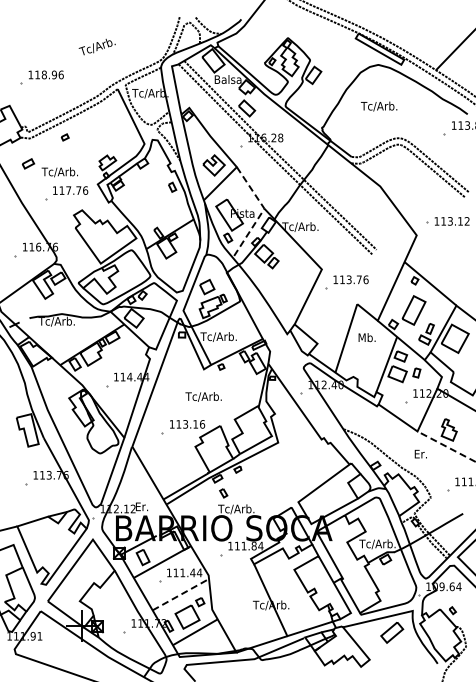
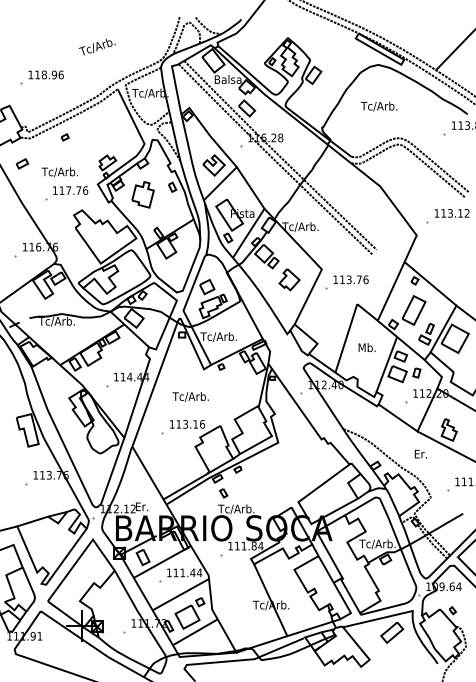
part position: (28, 163) -> (22, 163) (22, 163)
part: none -> present (142, 194)
line: dashed -> solid (262, 212)
text position: (451, 221) -> (451, 213) (451, 213)
part: none -> present (289, 279)
text position: (366, 337) -> (366, 347) (366, 347)
text position: (203, 396) -> (190, 396) (190, 396)
line: dashed -> solid (446, 446)
line: dashed -> solid (181, 594)
